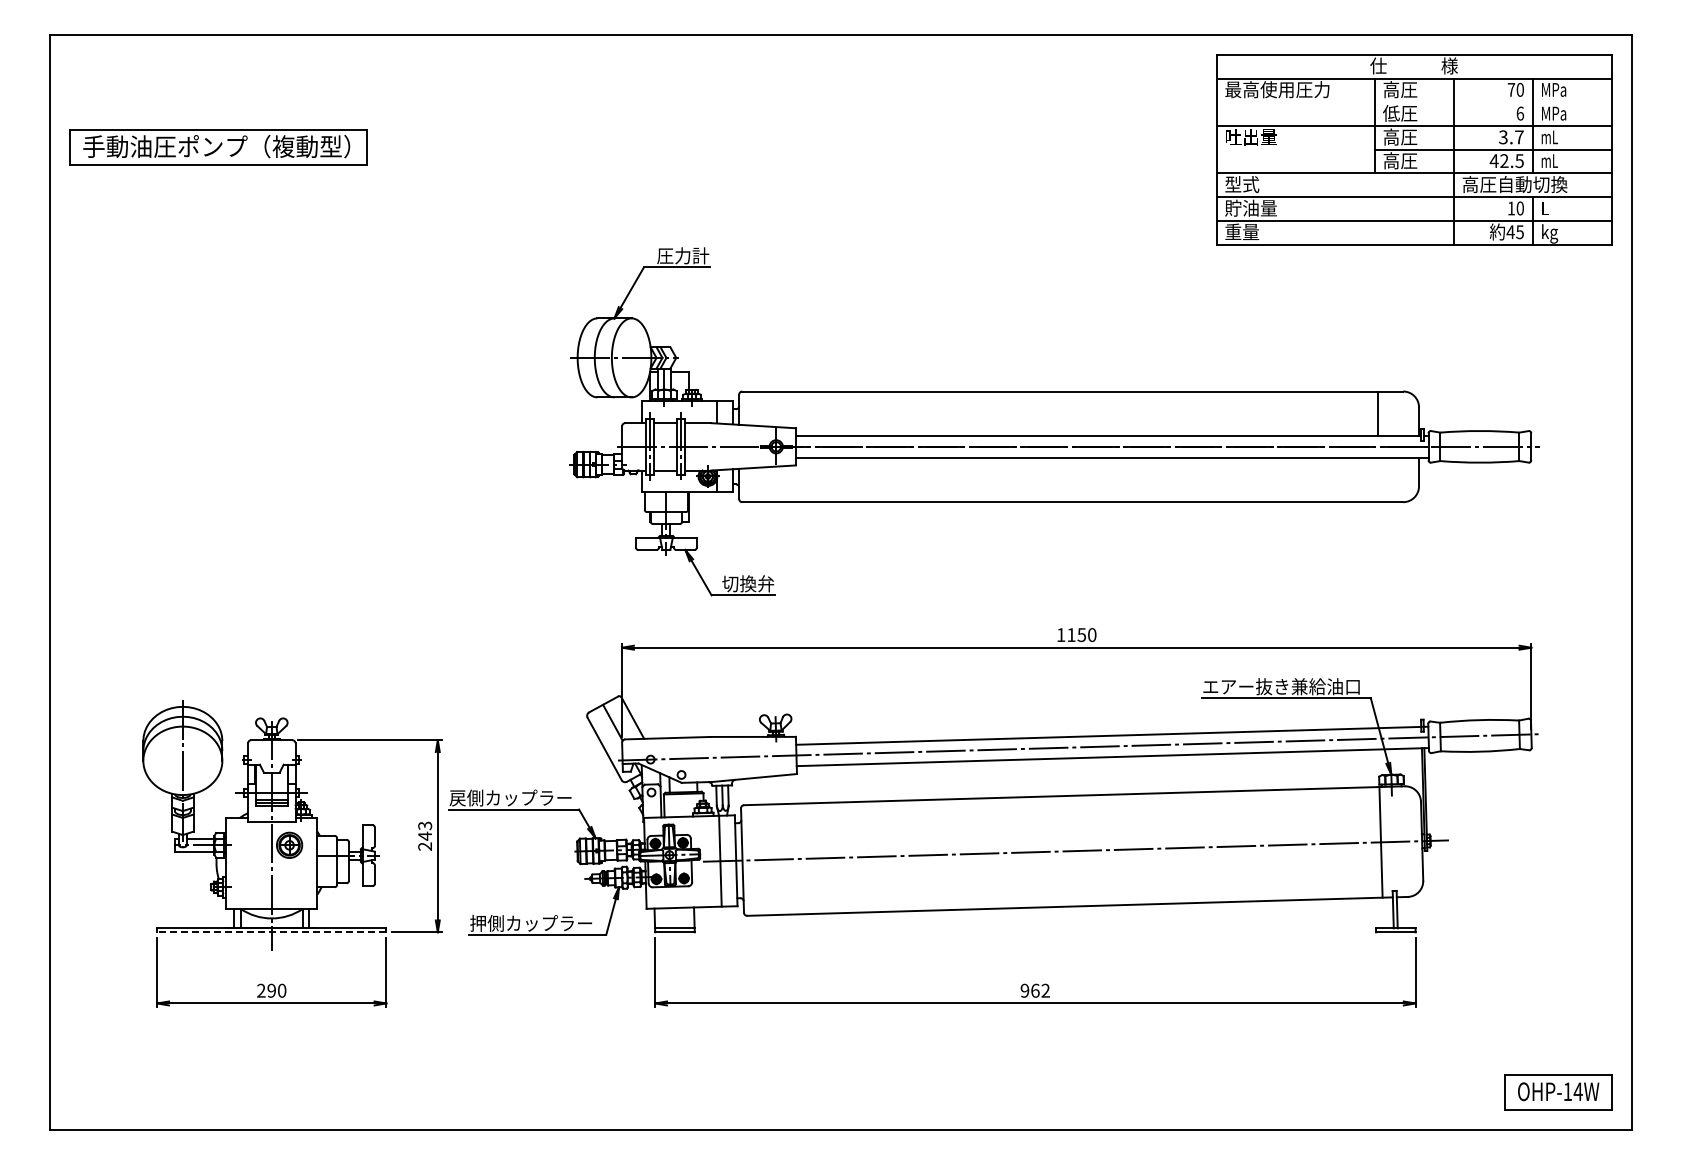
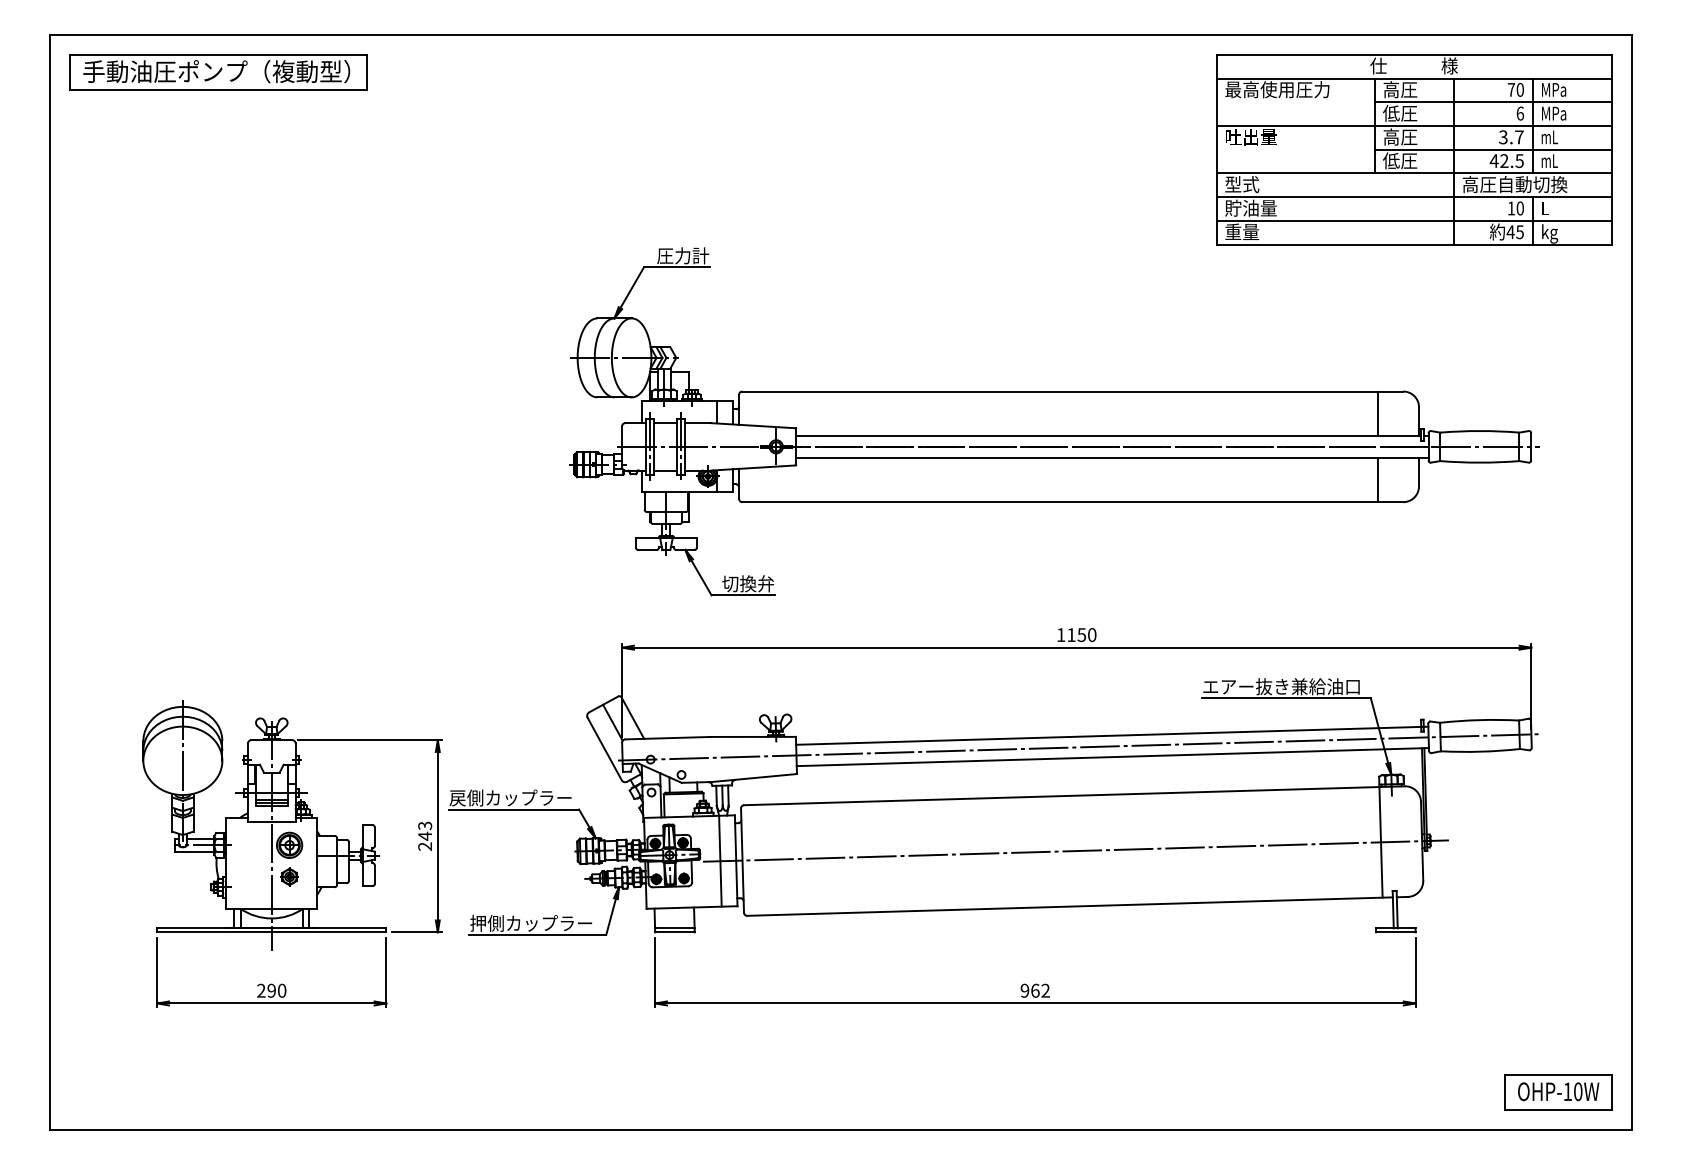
line: none -> present (1492, 102)
part position: (218, 147) -> (218, 72) (218, 72)
text: 高圧 -> 低圧 (1391, 160)
line: none -> present (1377, 479)
part: none -> present (289, 876)
line: dashed -> solid (271, 932)
text: OHP-14W -> OHP-10W (1577, 1091)
